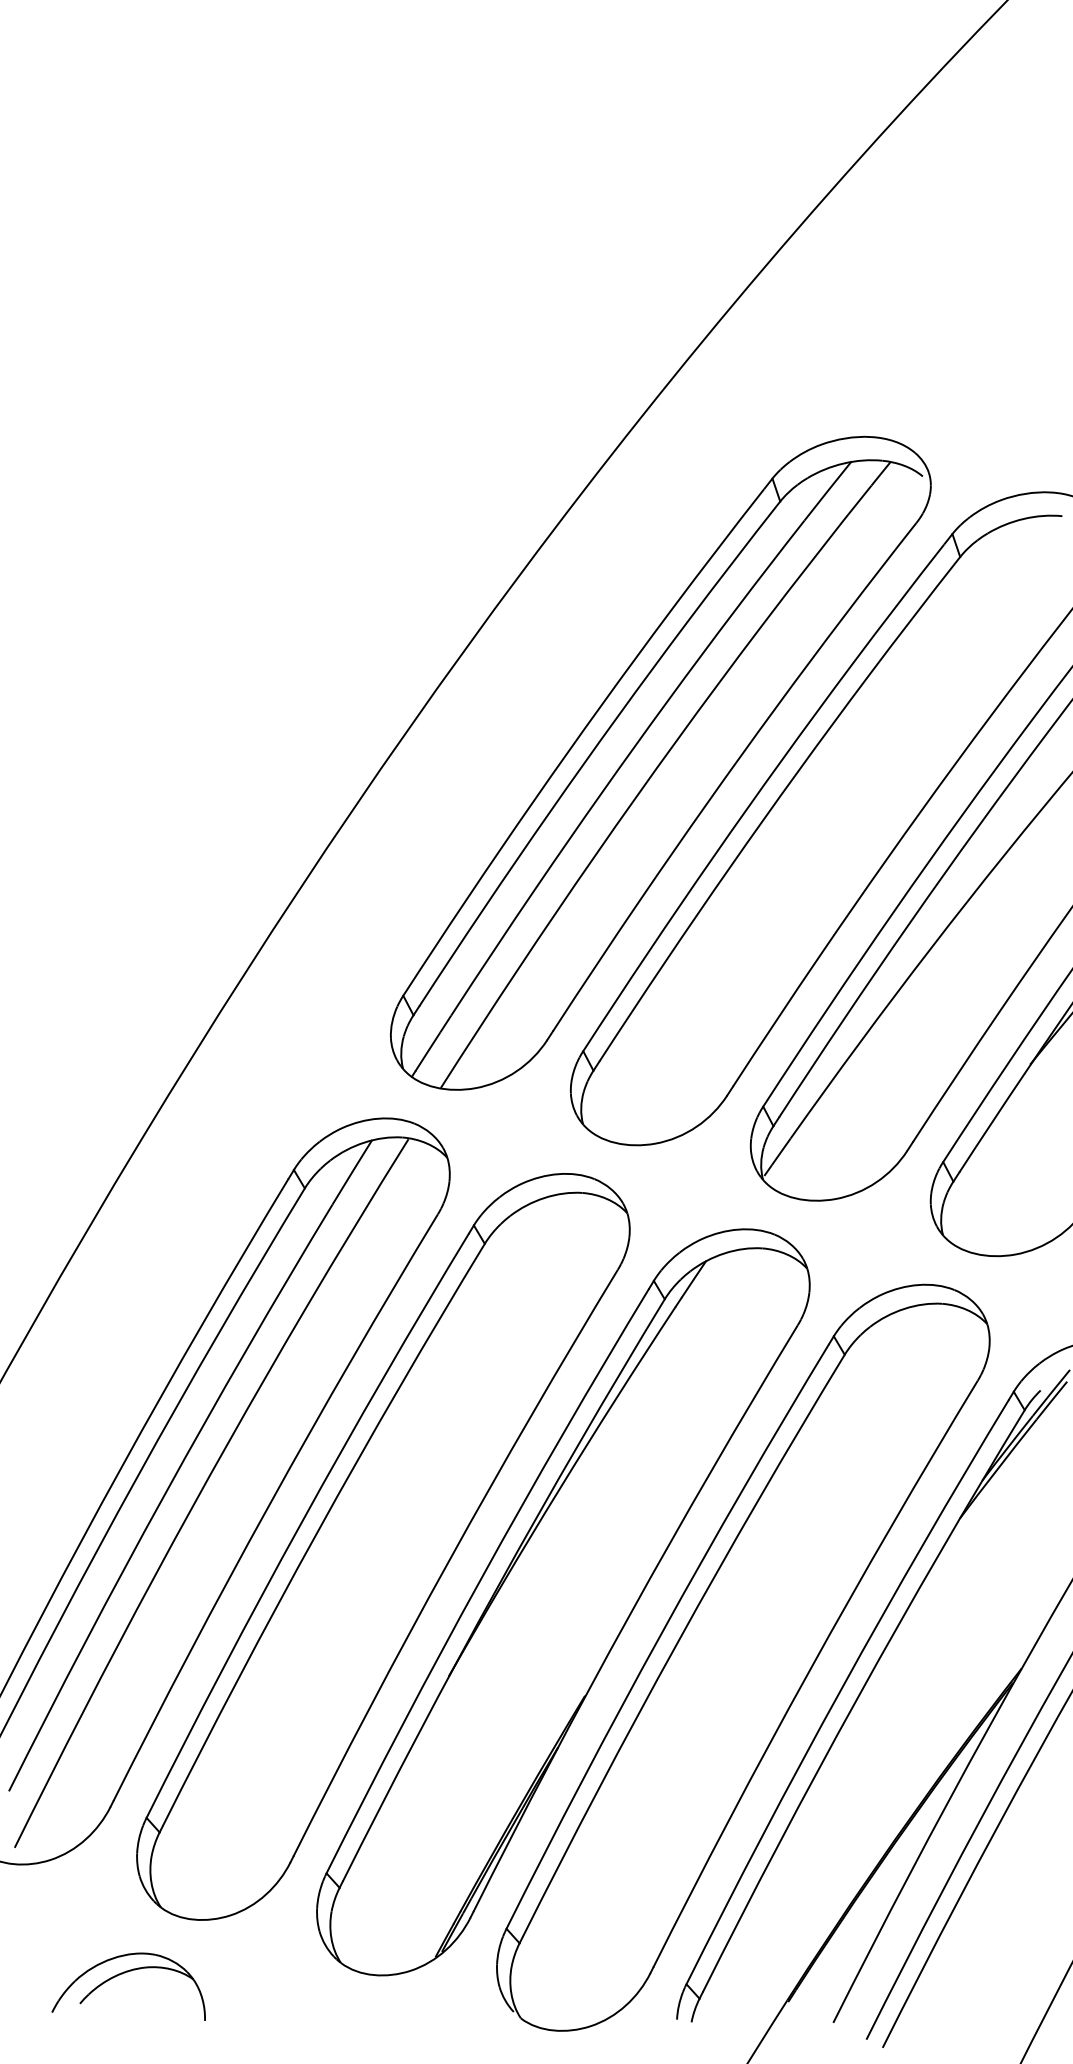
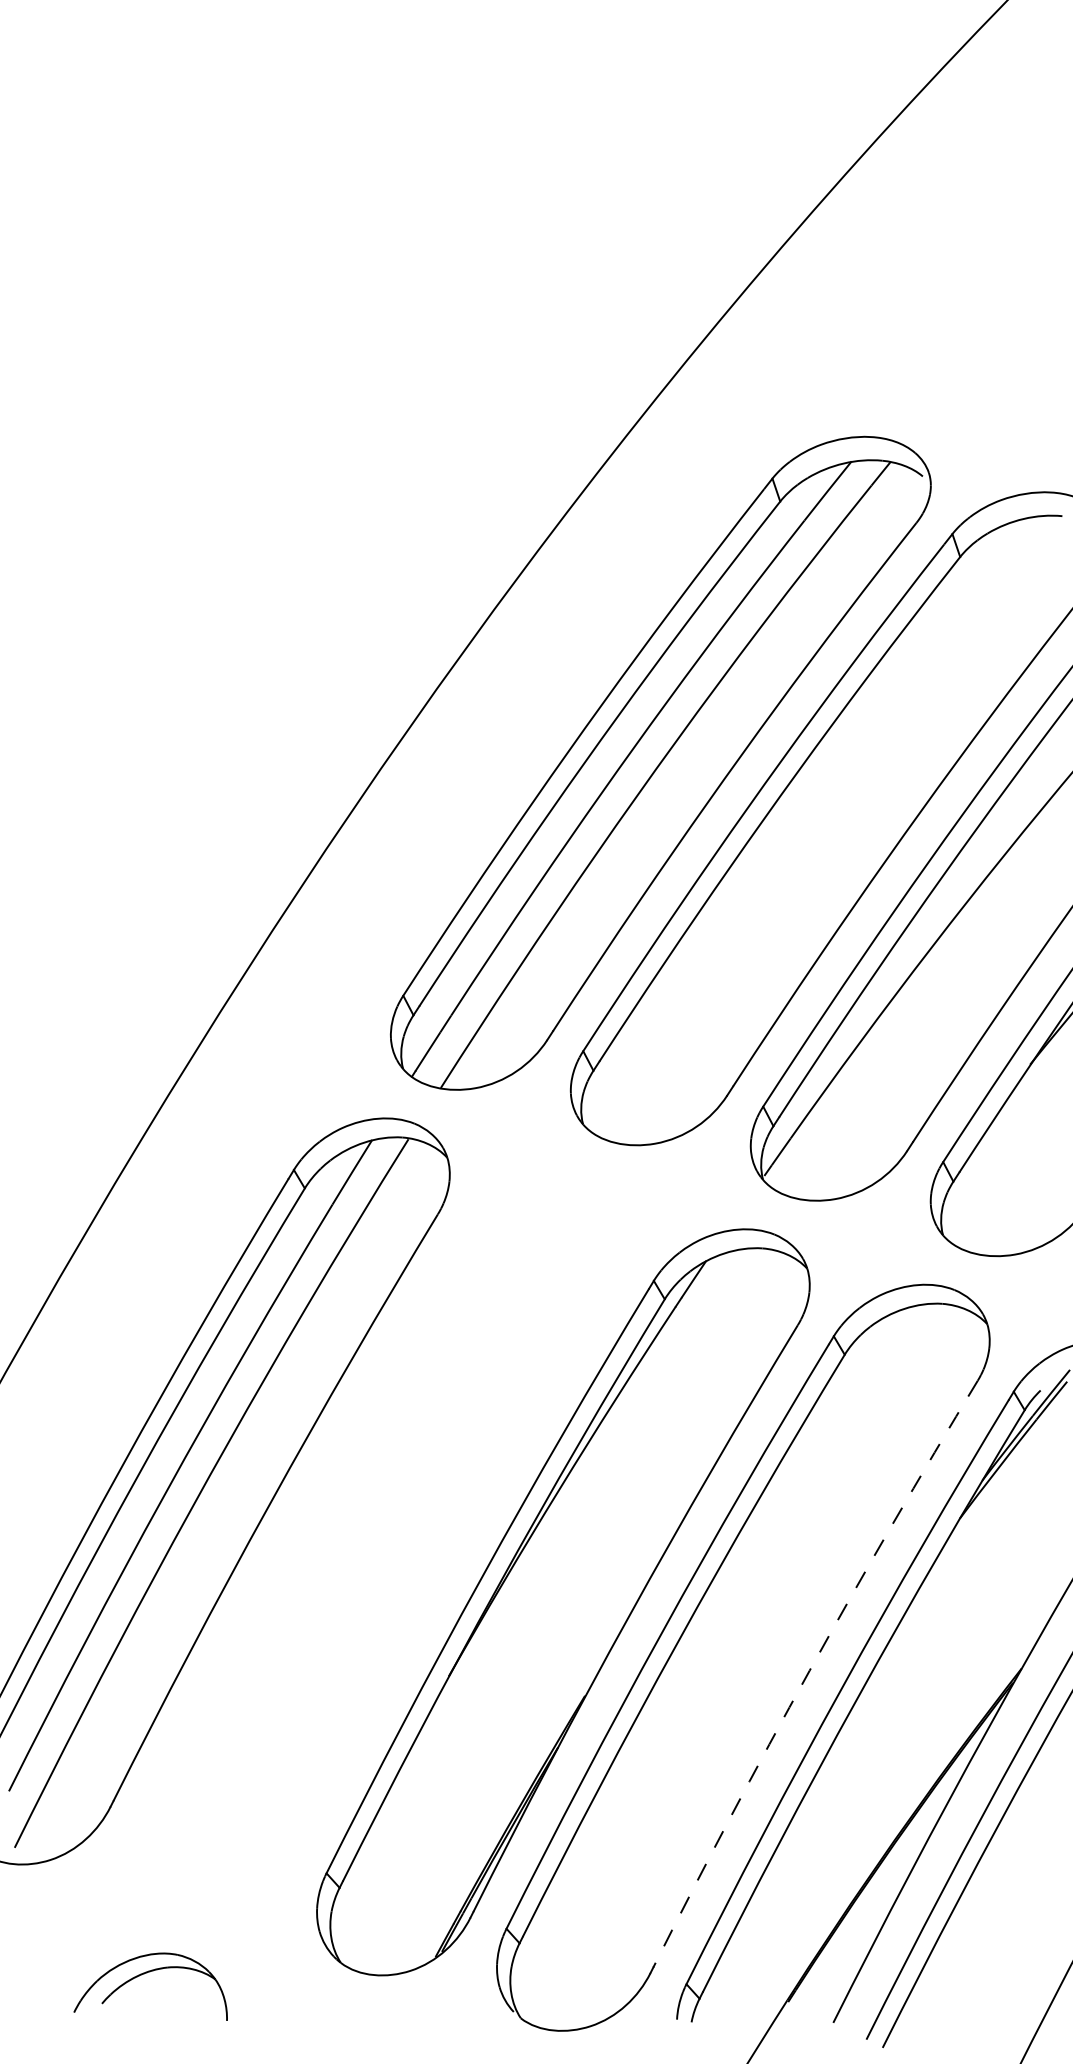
part: present -> none (383, 1546)
arc: solid -> dashed (809, 1670)
part position: (125, 1973) -> (147, 1973) (147, 1973)
